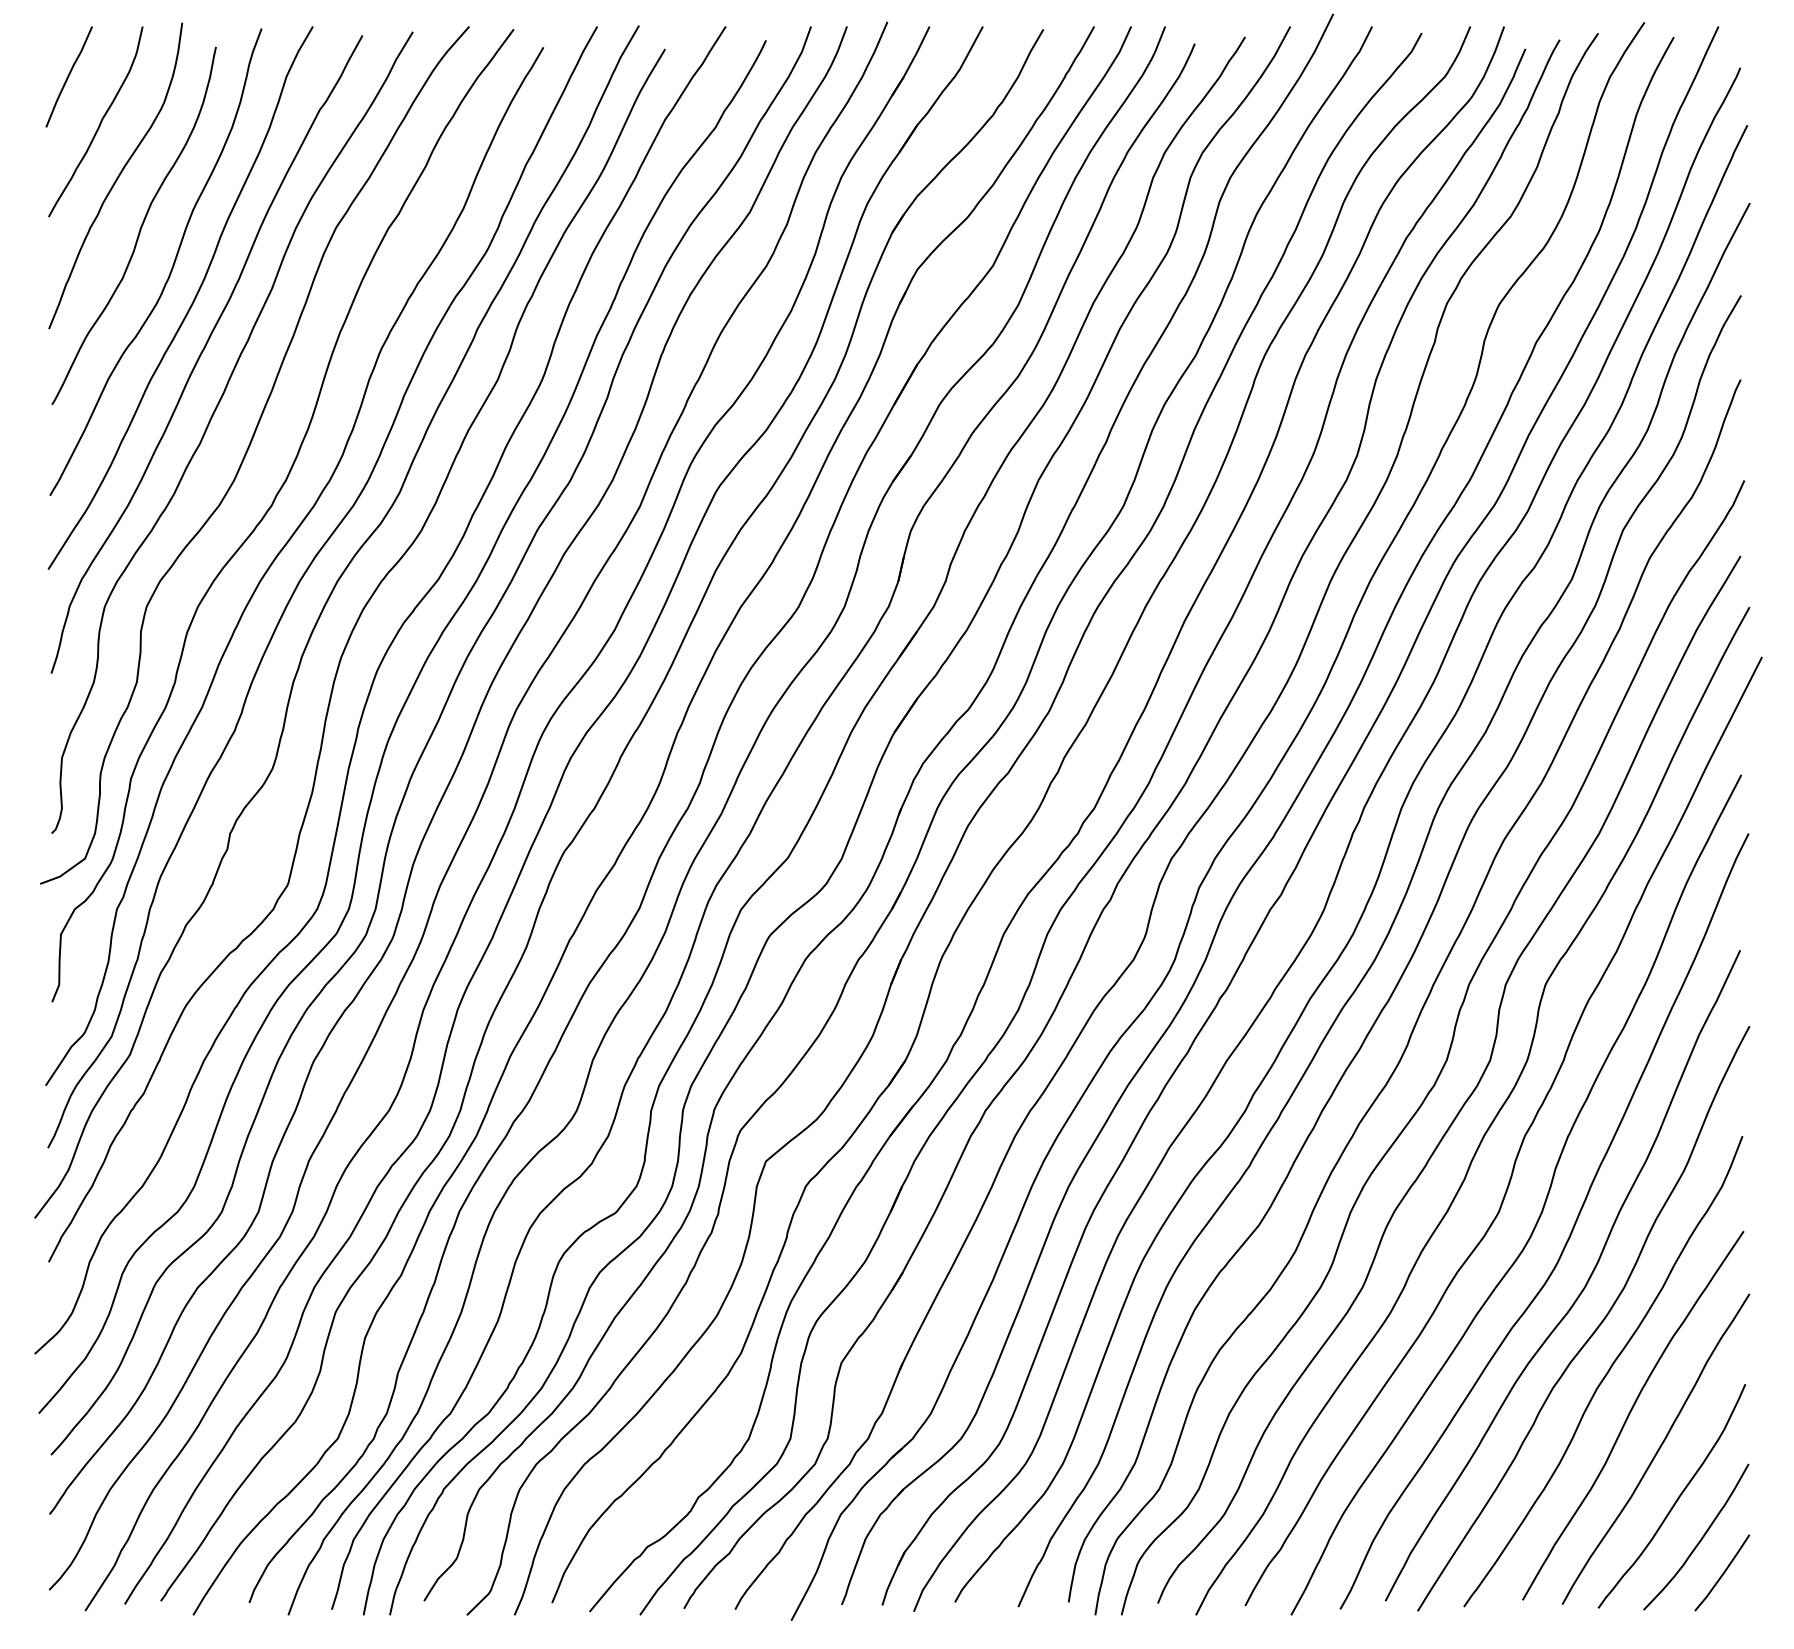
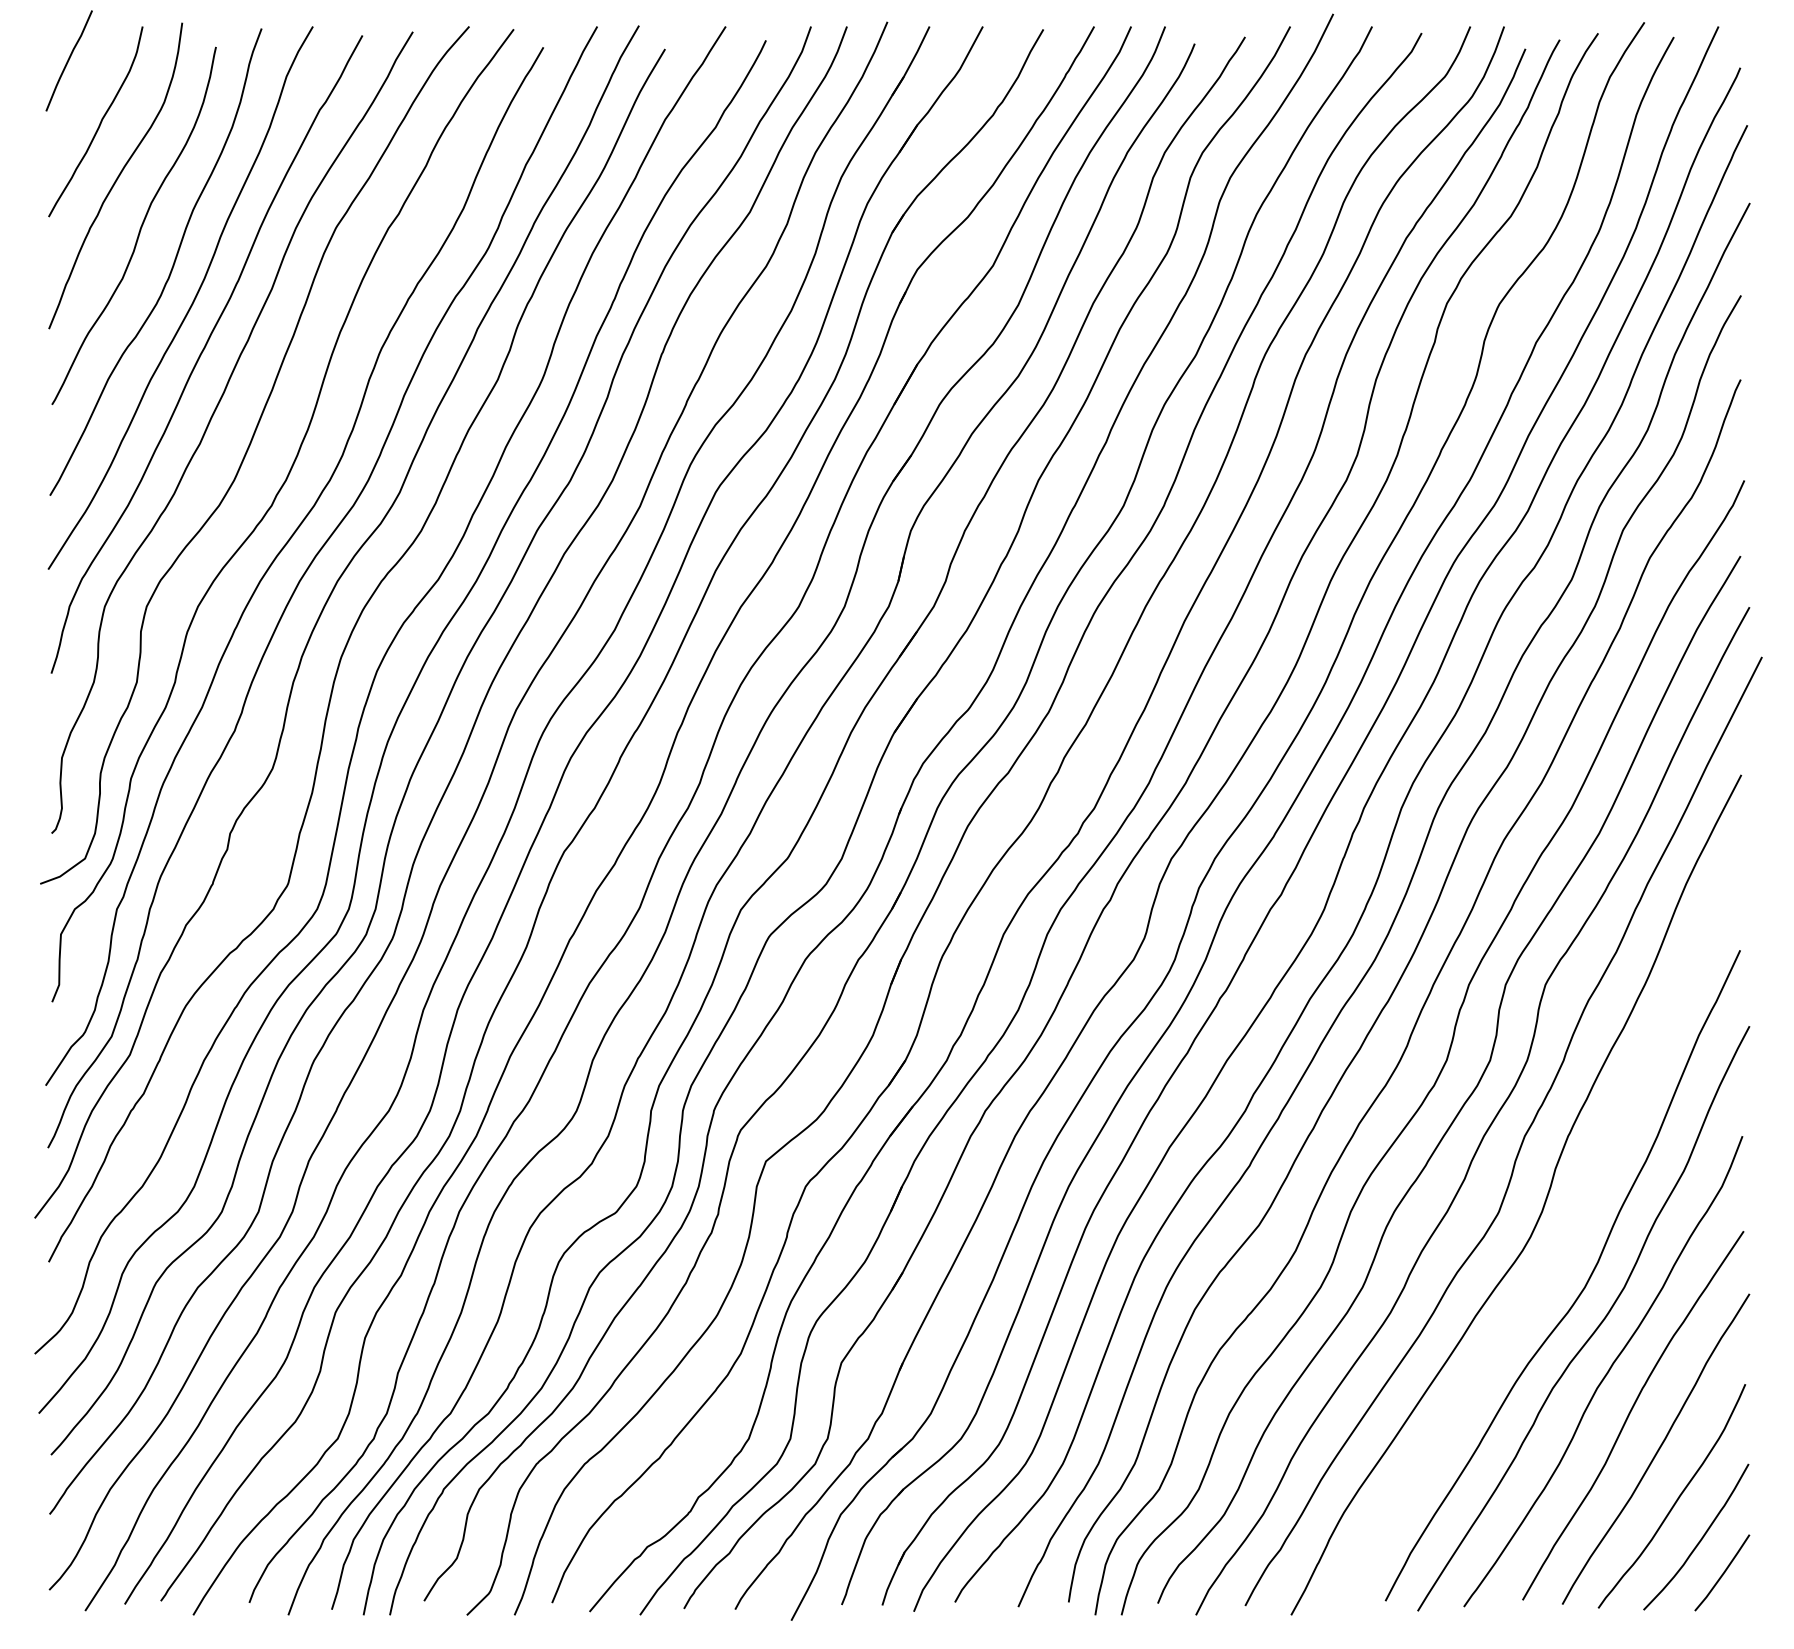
curve position: (68, 76) -> (68, 60) (68, 60)
curve: present -> none (1571, 1229)
